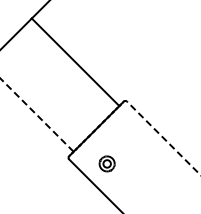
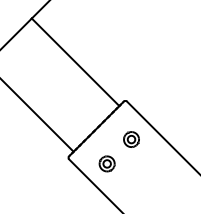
line: dashed -> solid (36, 115)
line: dashed -> solid (163, 138)
part: none -> present (131, 139)
